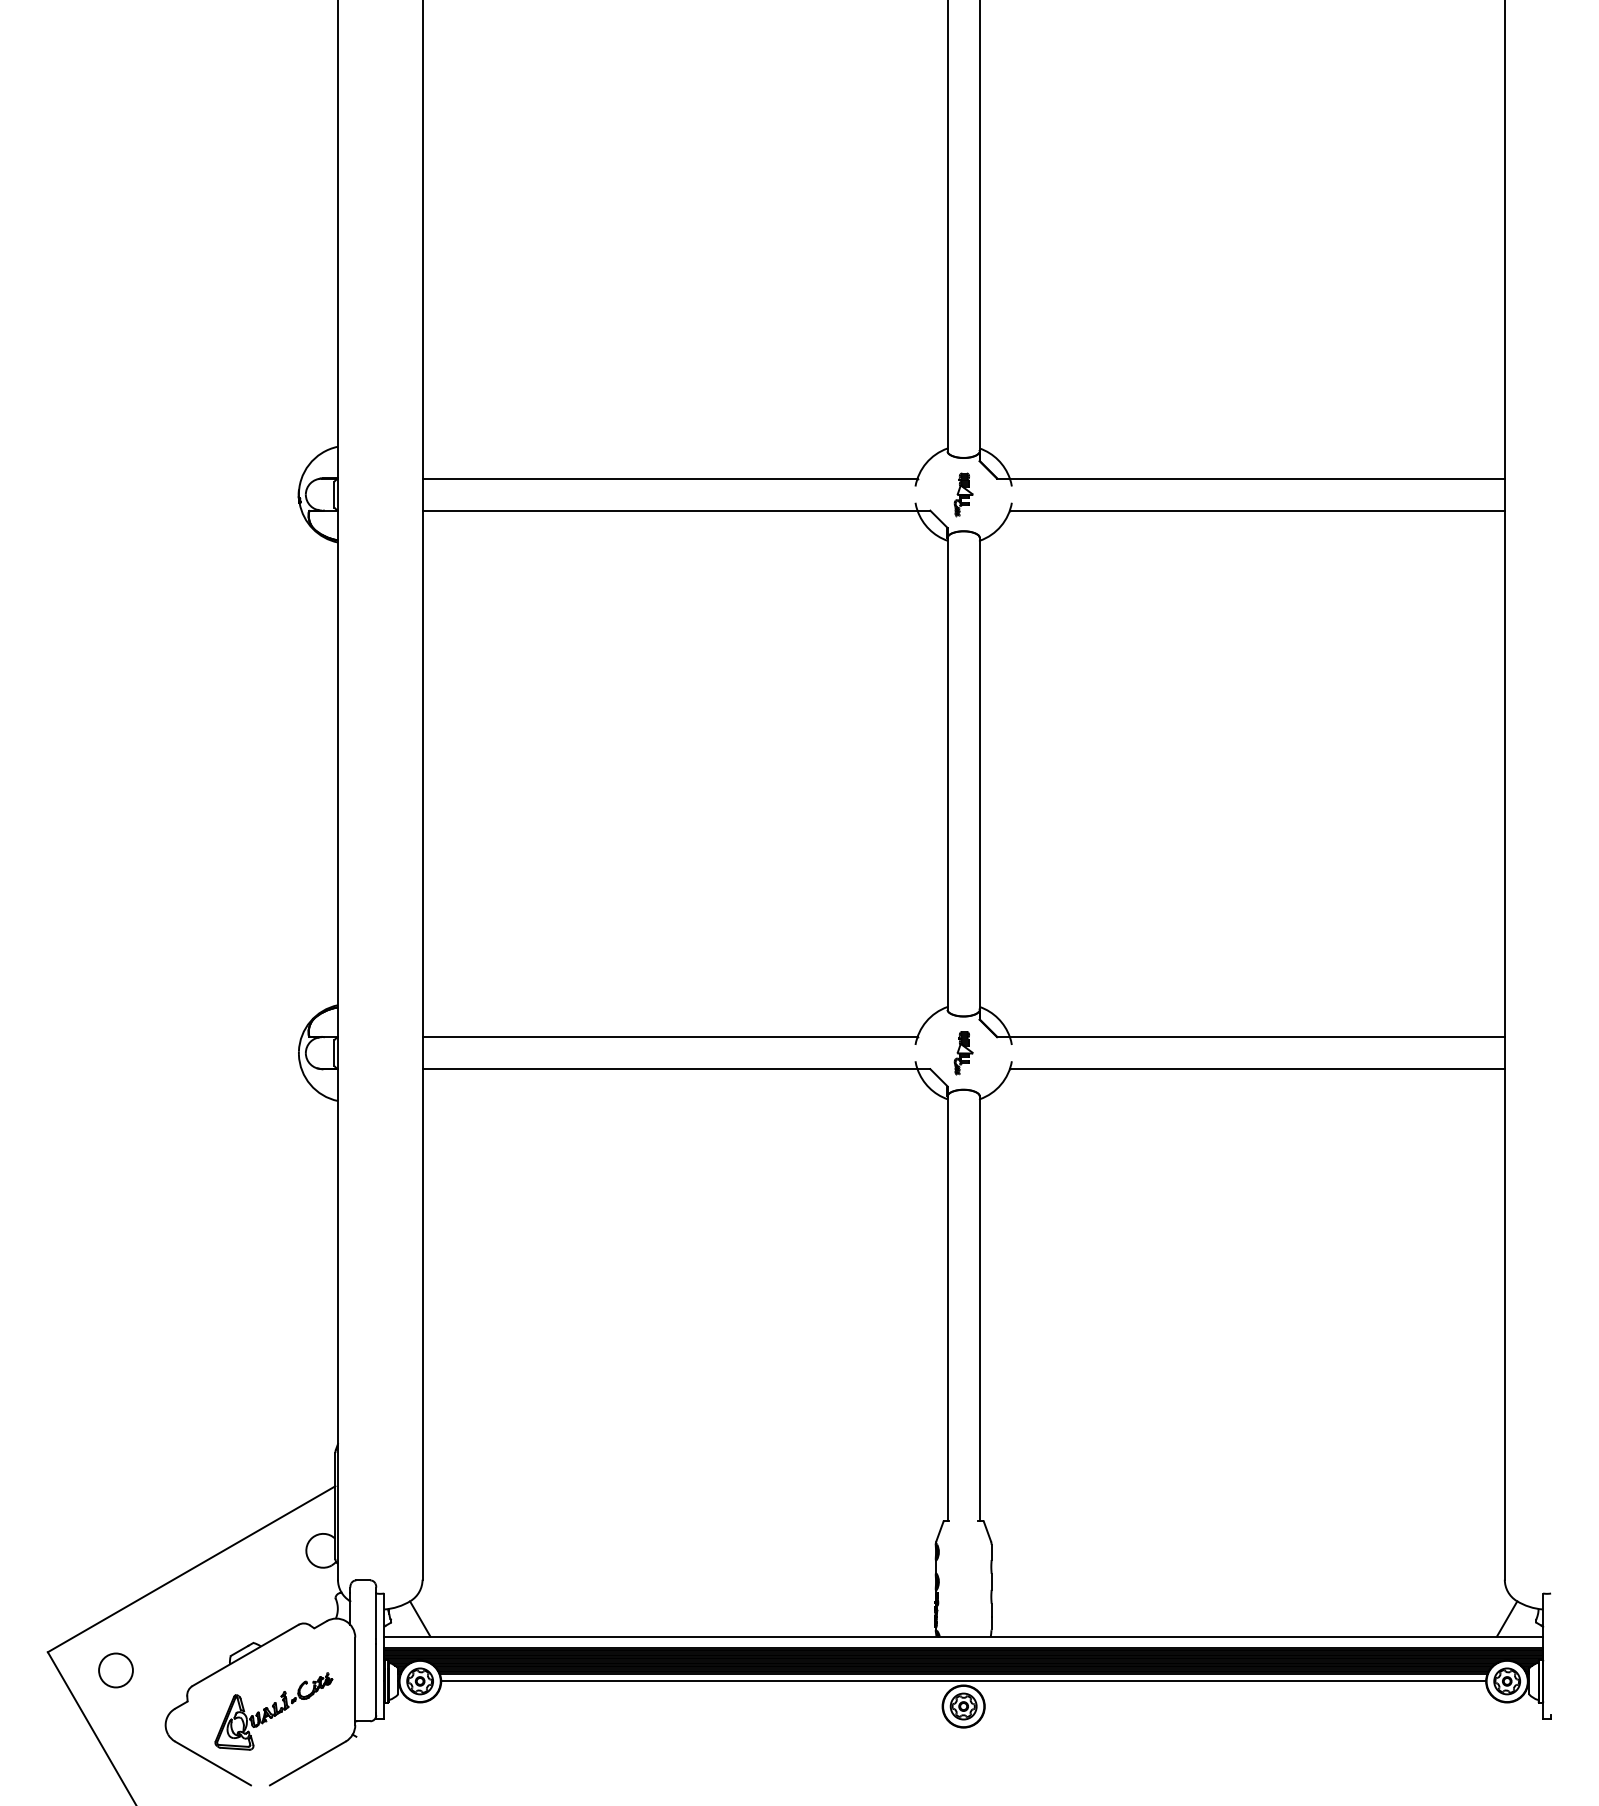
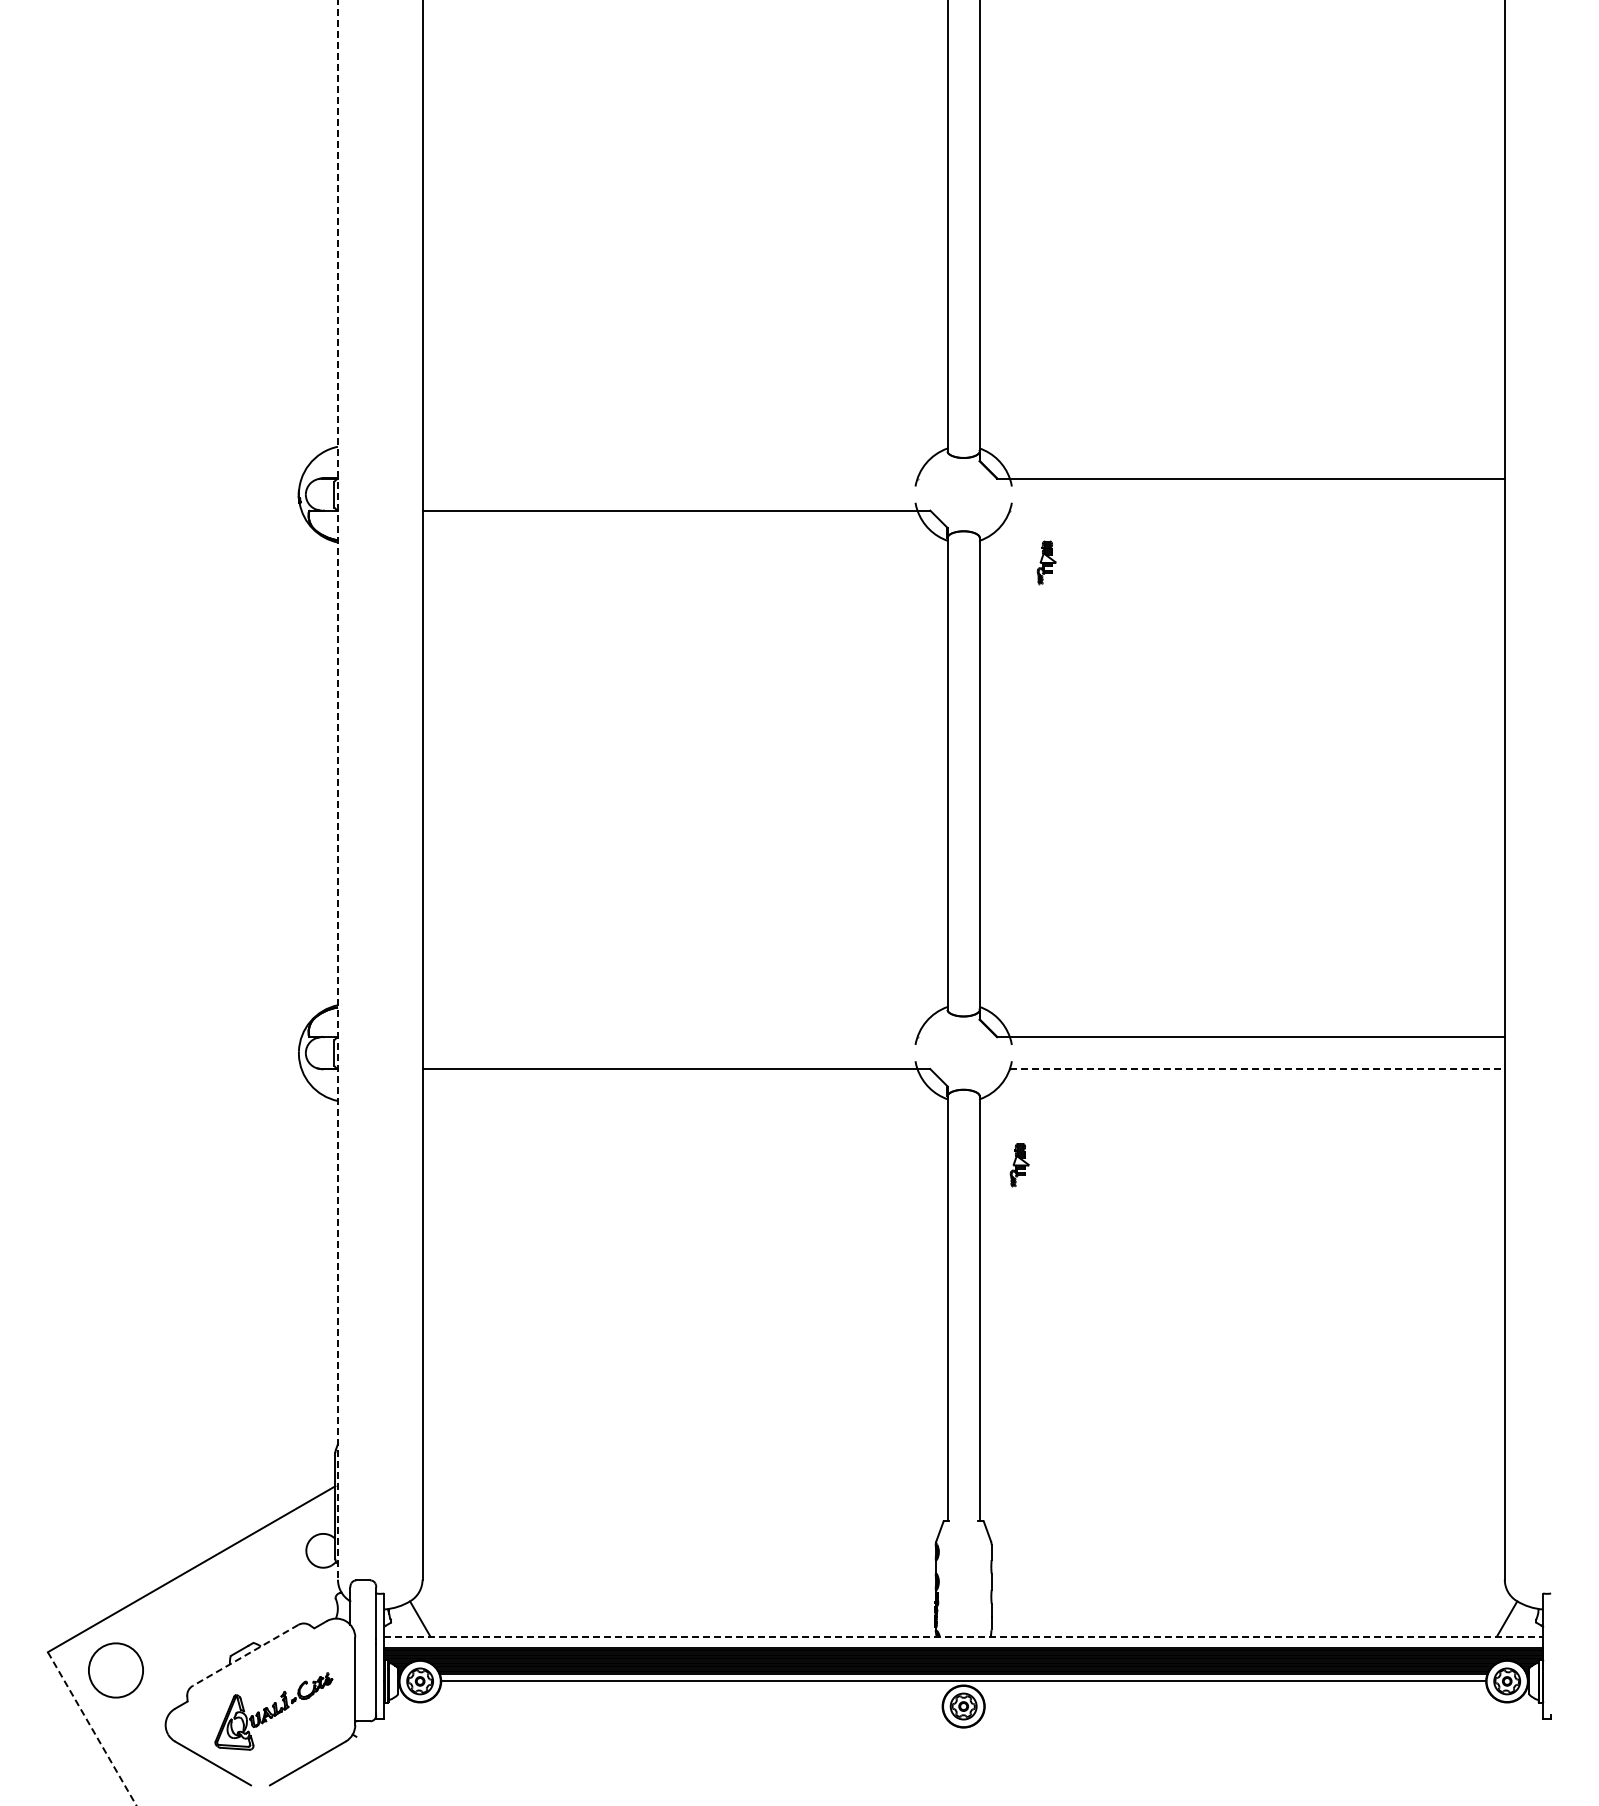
line: present -> none (669, 478)
part position: (963, 494) -> (1046, 562) (1046, 562)
line: present -> none (1256, 510)
line: solid -> dashed (337, 789)
line: present -> none (669, 1037)
part position: (963, 1053) -> (1019, 1165) (1019, 1165)
line: solid -> dashed (1257, 1069)
line: solid -> dashed (964, 1636)
line: solid -> dashed (245, 1655)
circle diameter: 34 px -> 54 px (115, 1670)
line: solid -> dashed (92, 1729)
